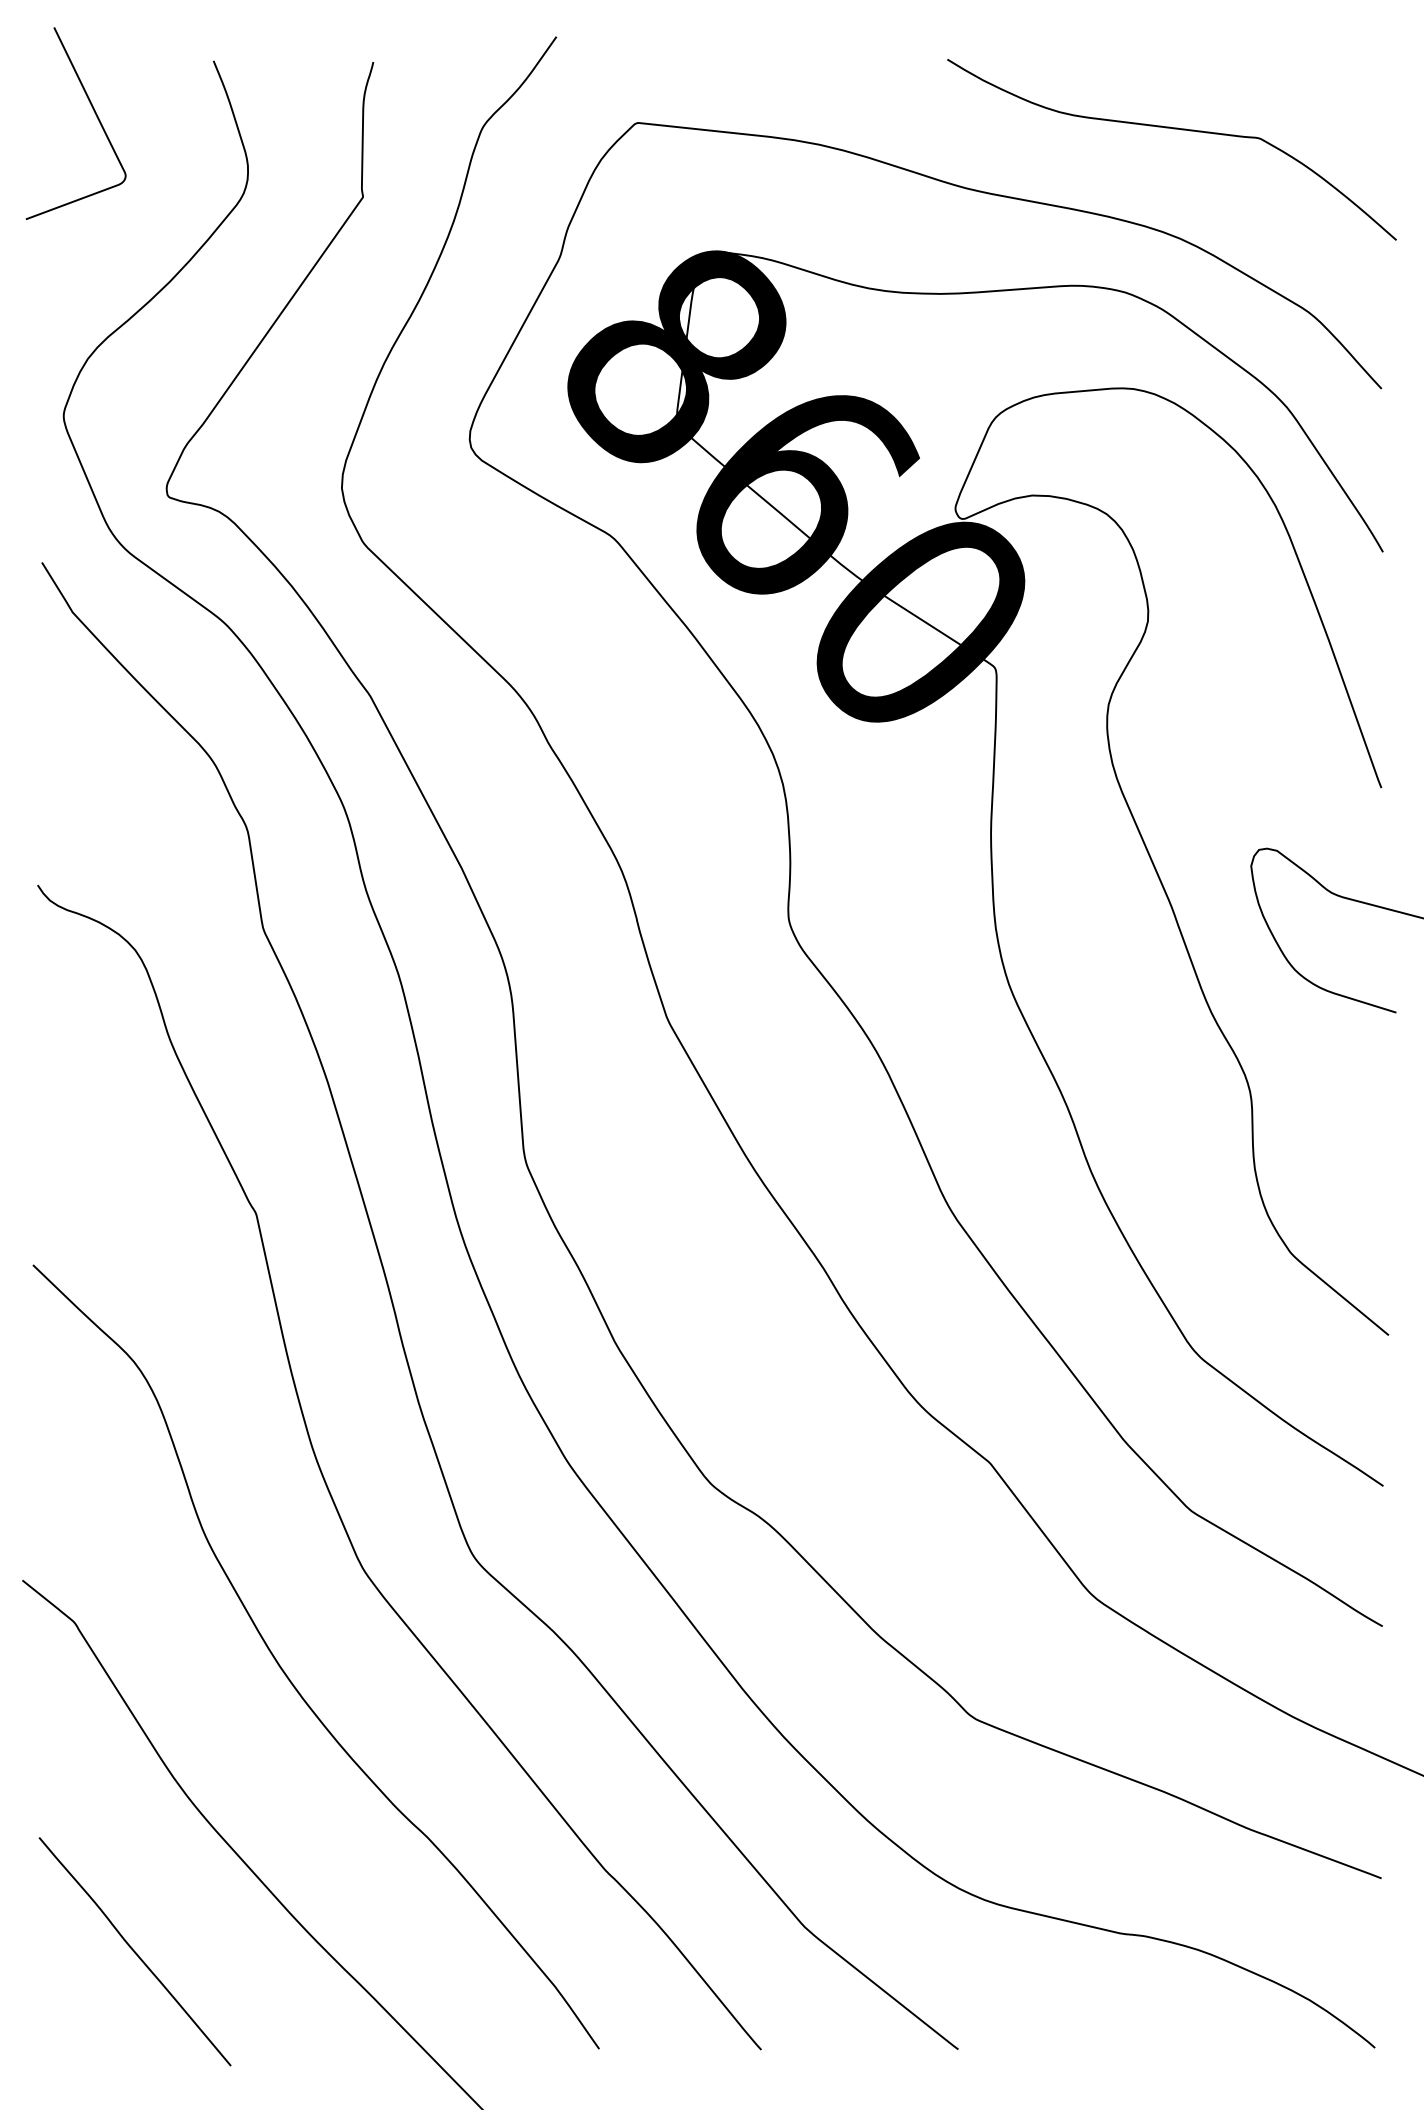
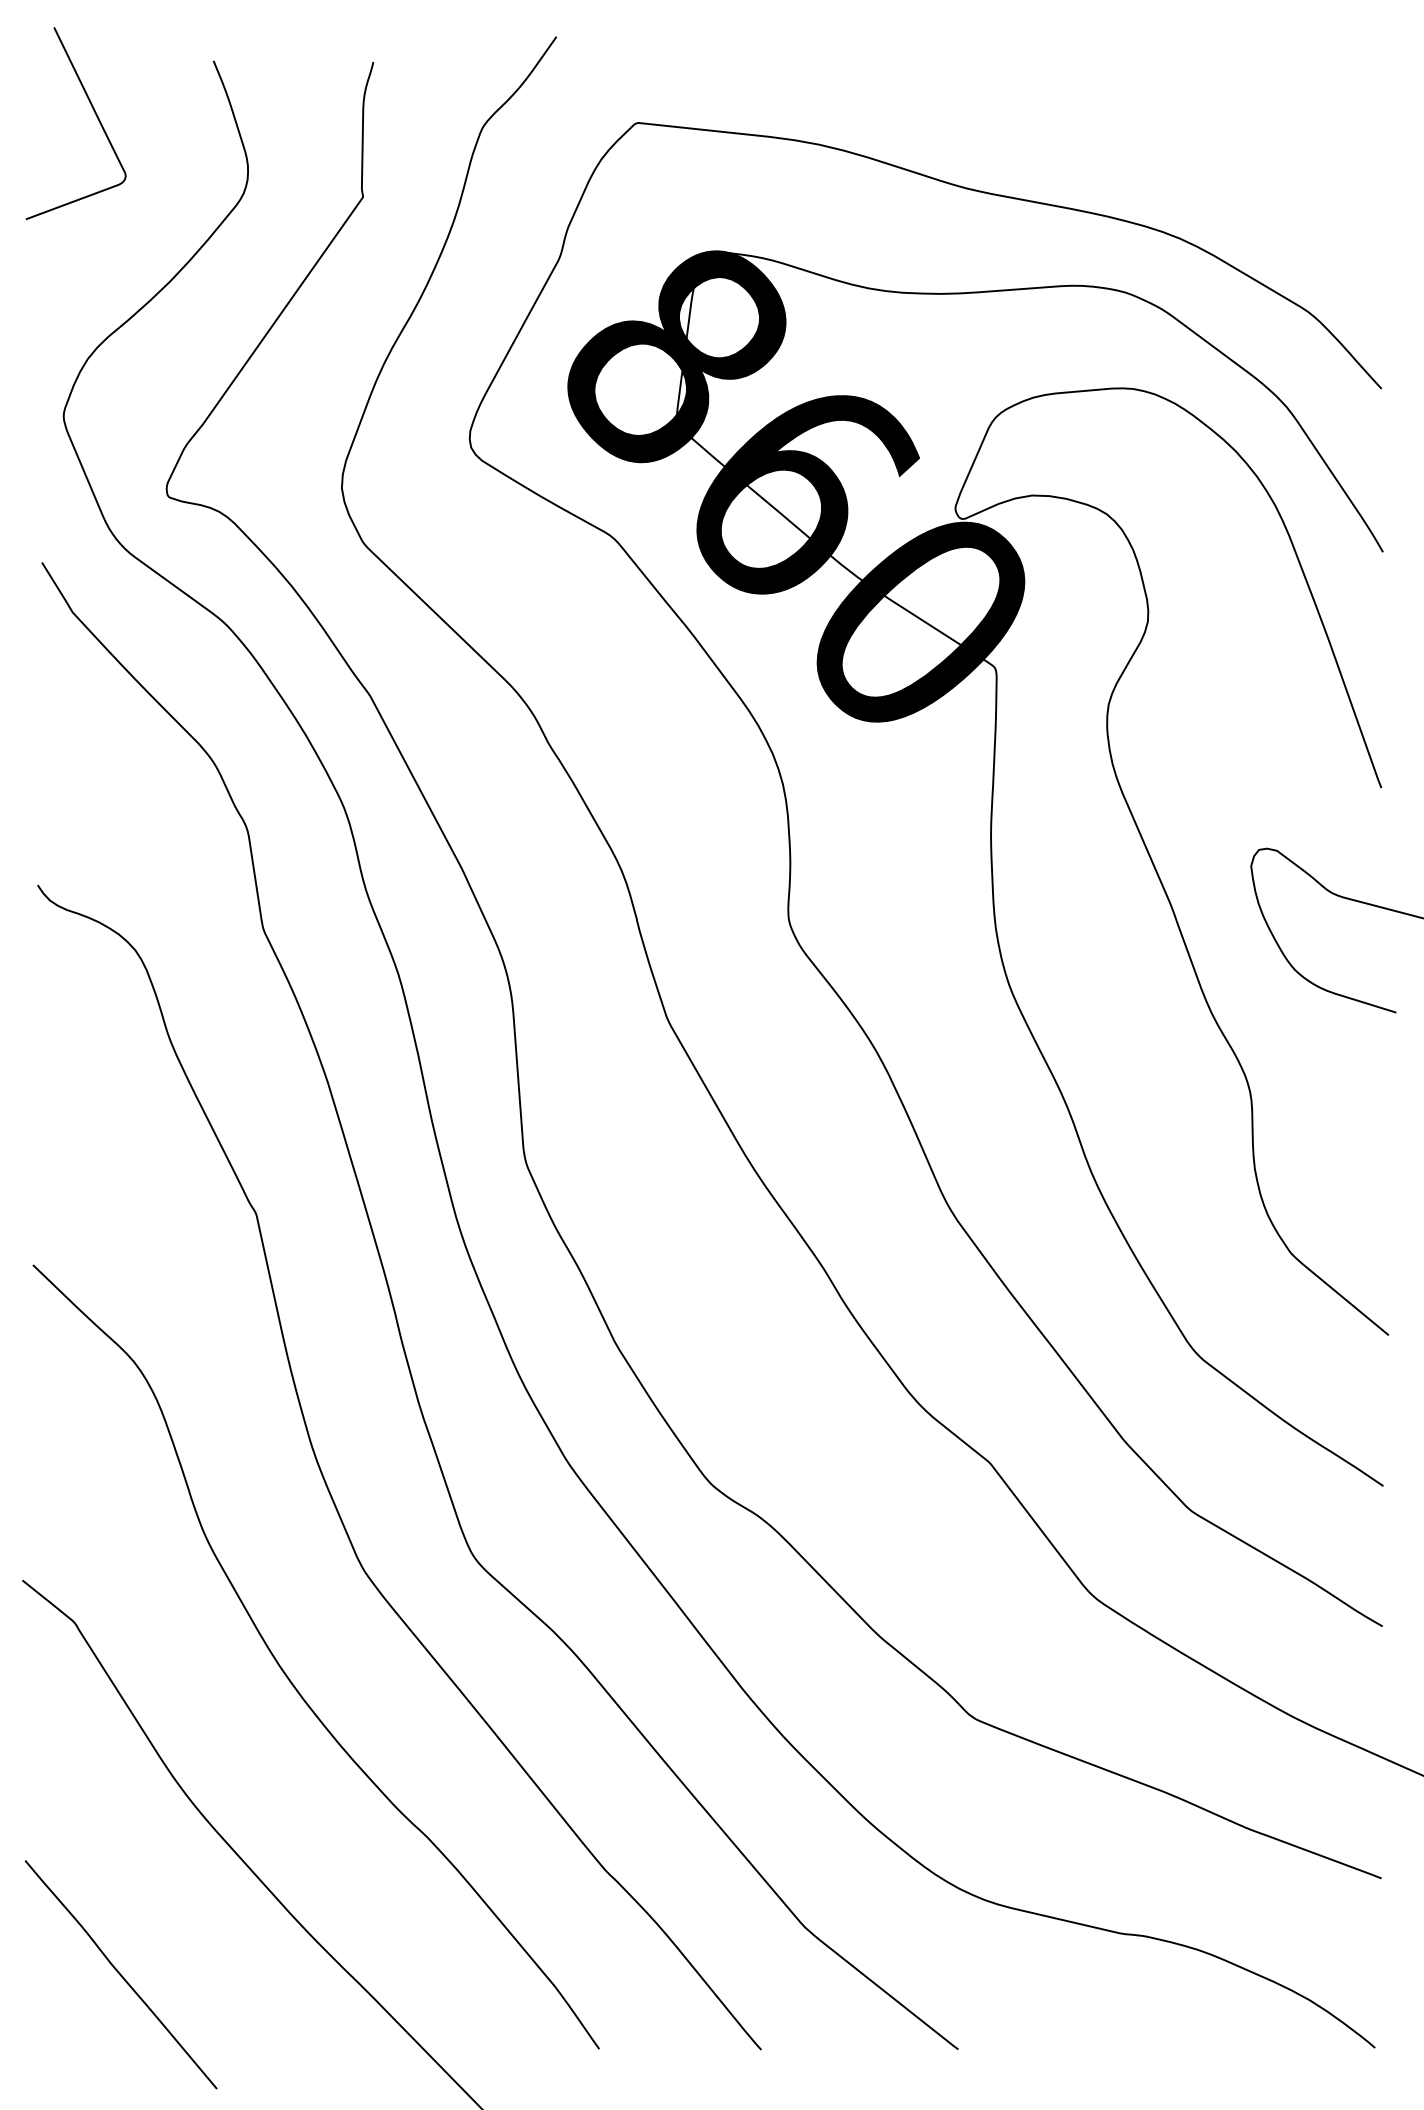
curve: present -> none (1173, 129)
curve position: (134, 1951) -> (120, 1974) (120, 1974)
